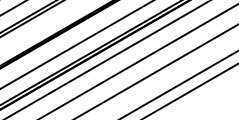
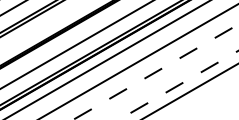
line: solid -> dashed (155, 72)
line: solid -> dashed (178, 85)
